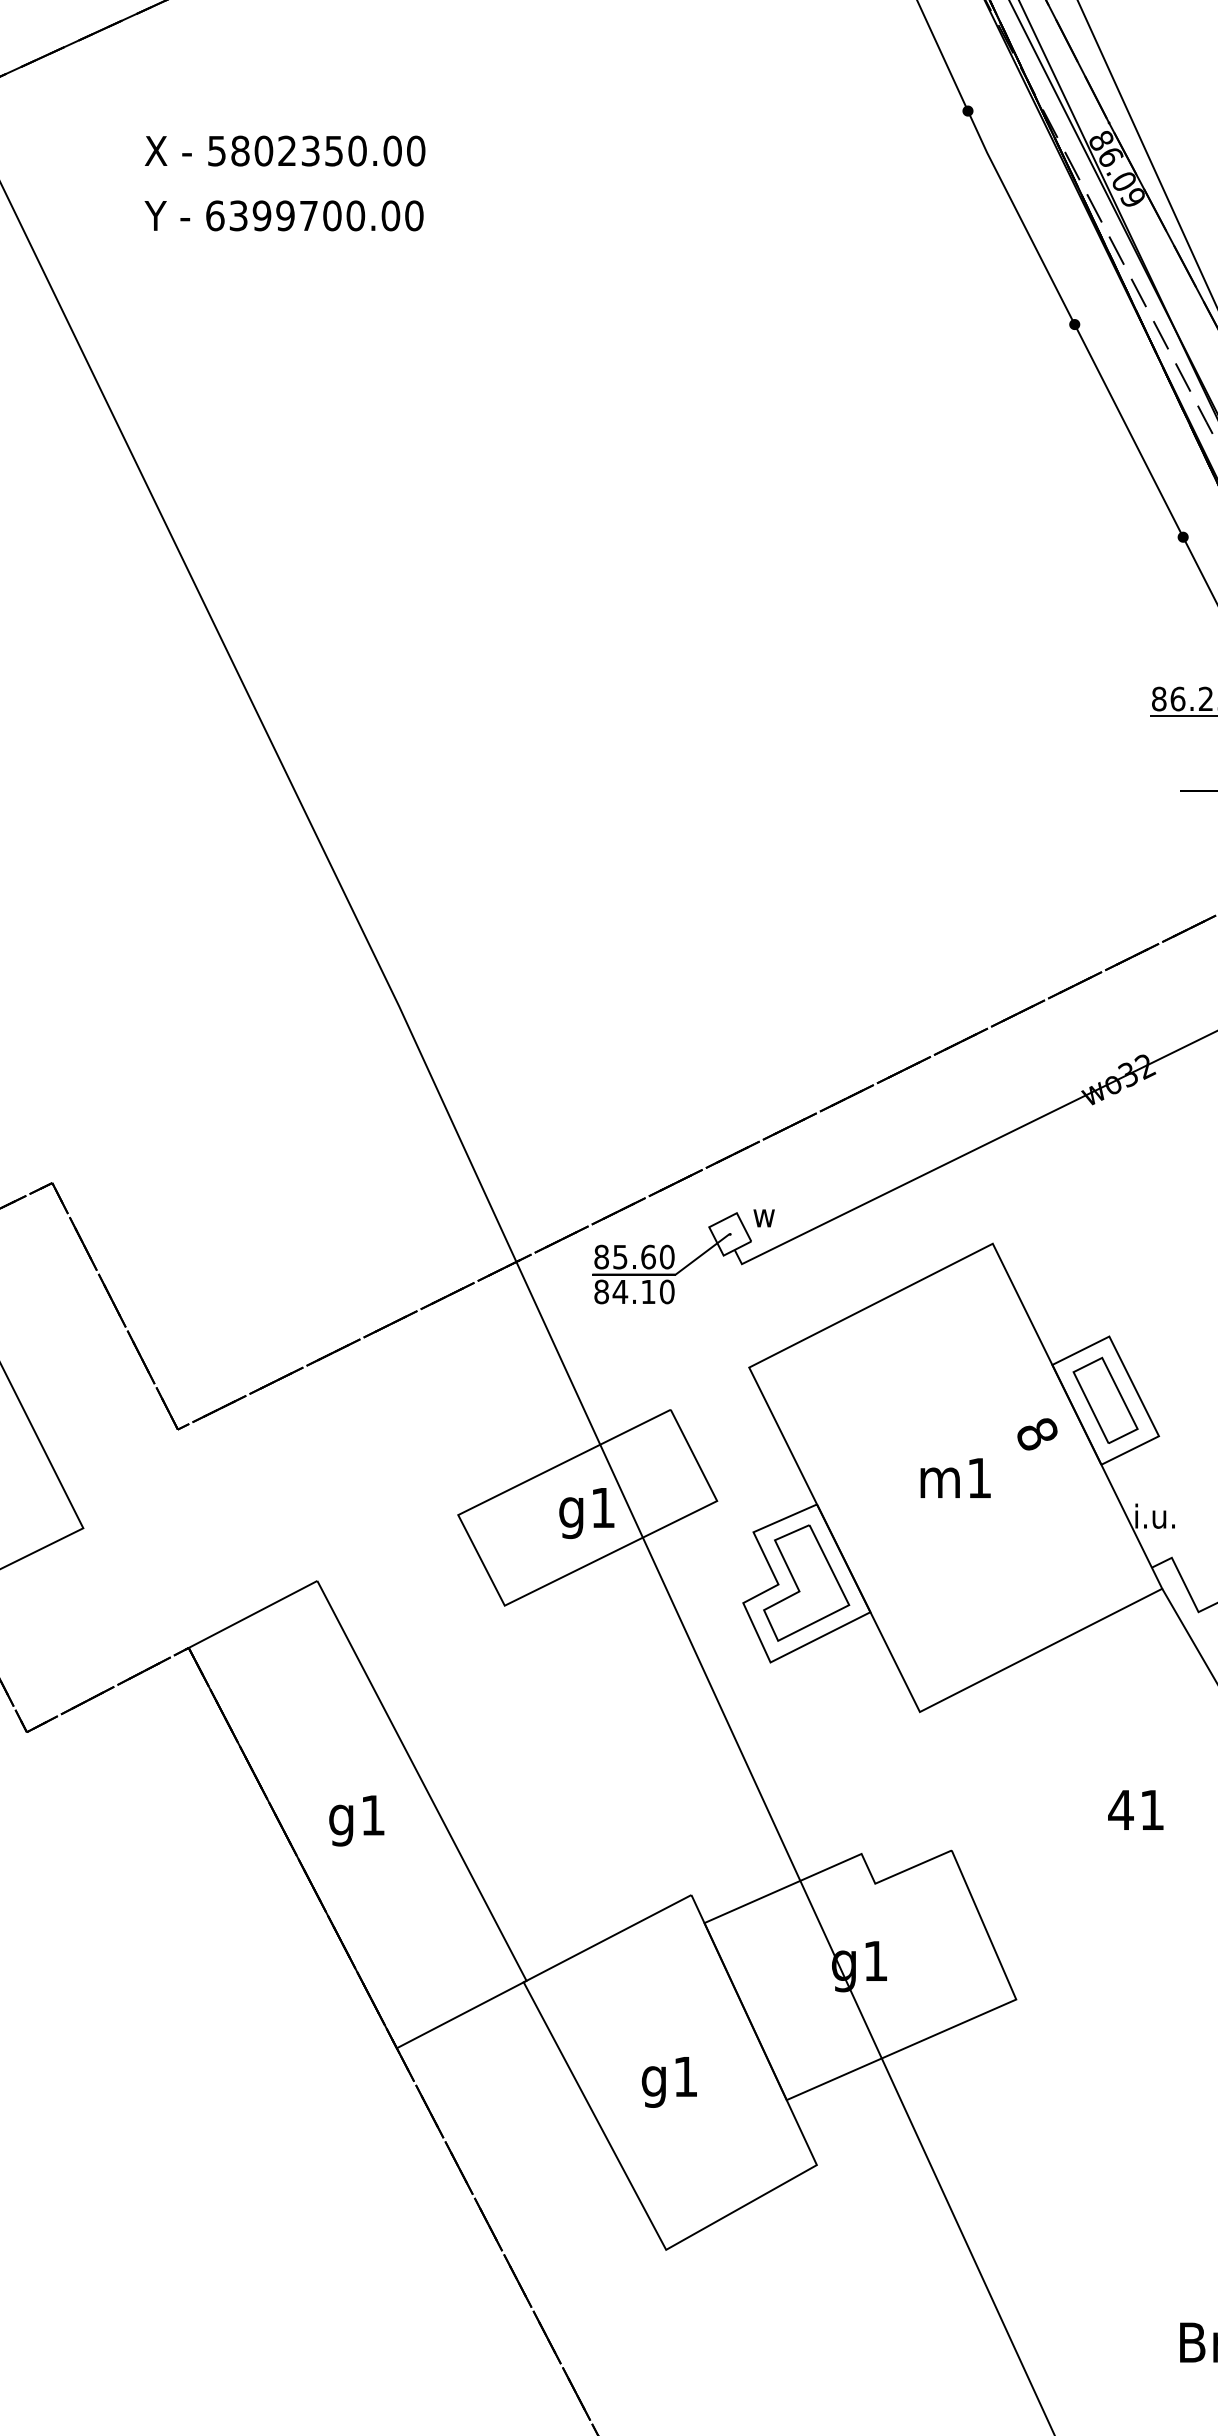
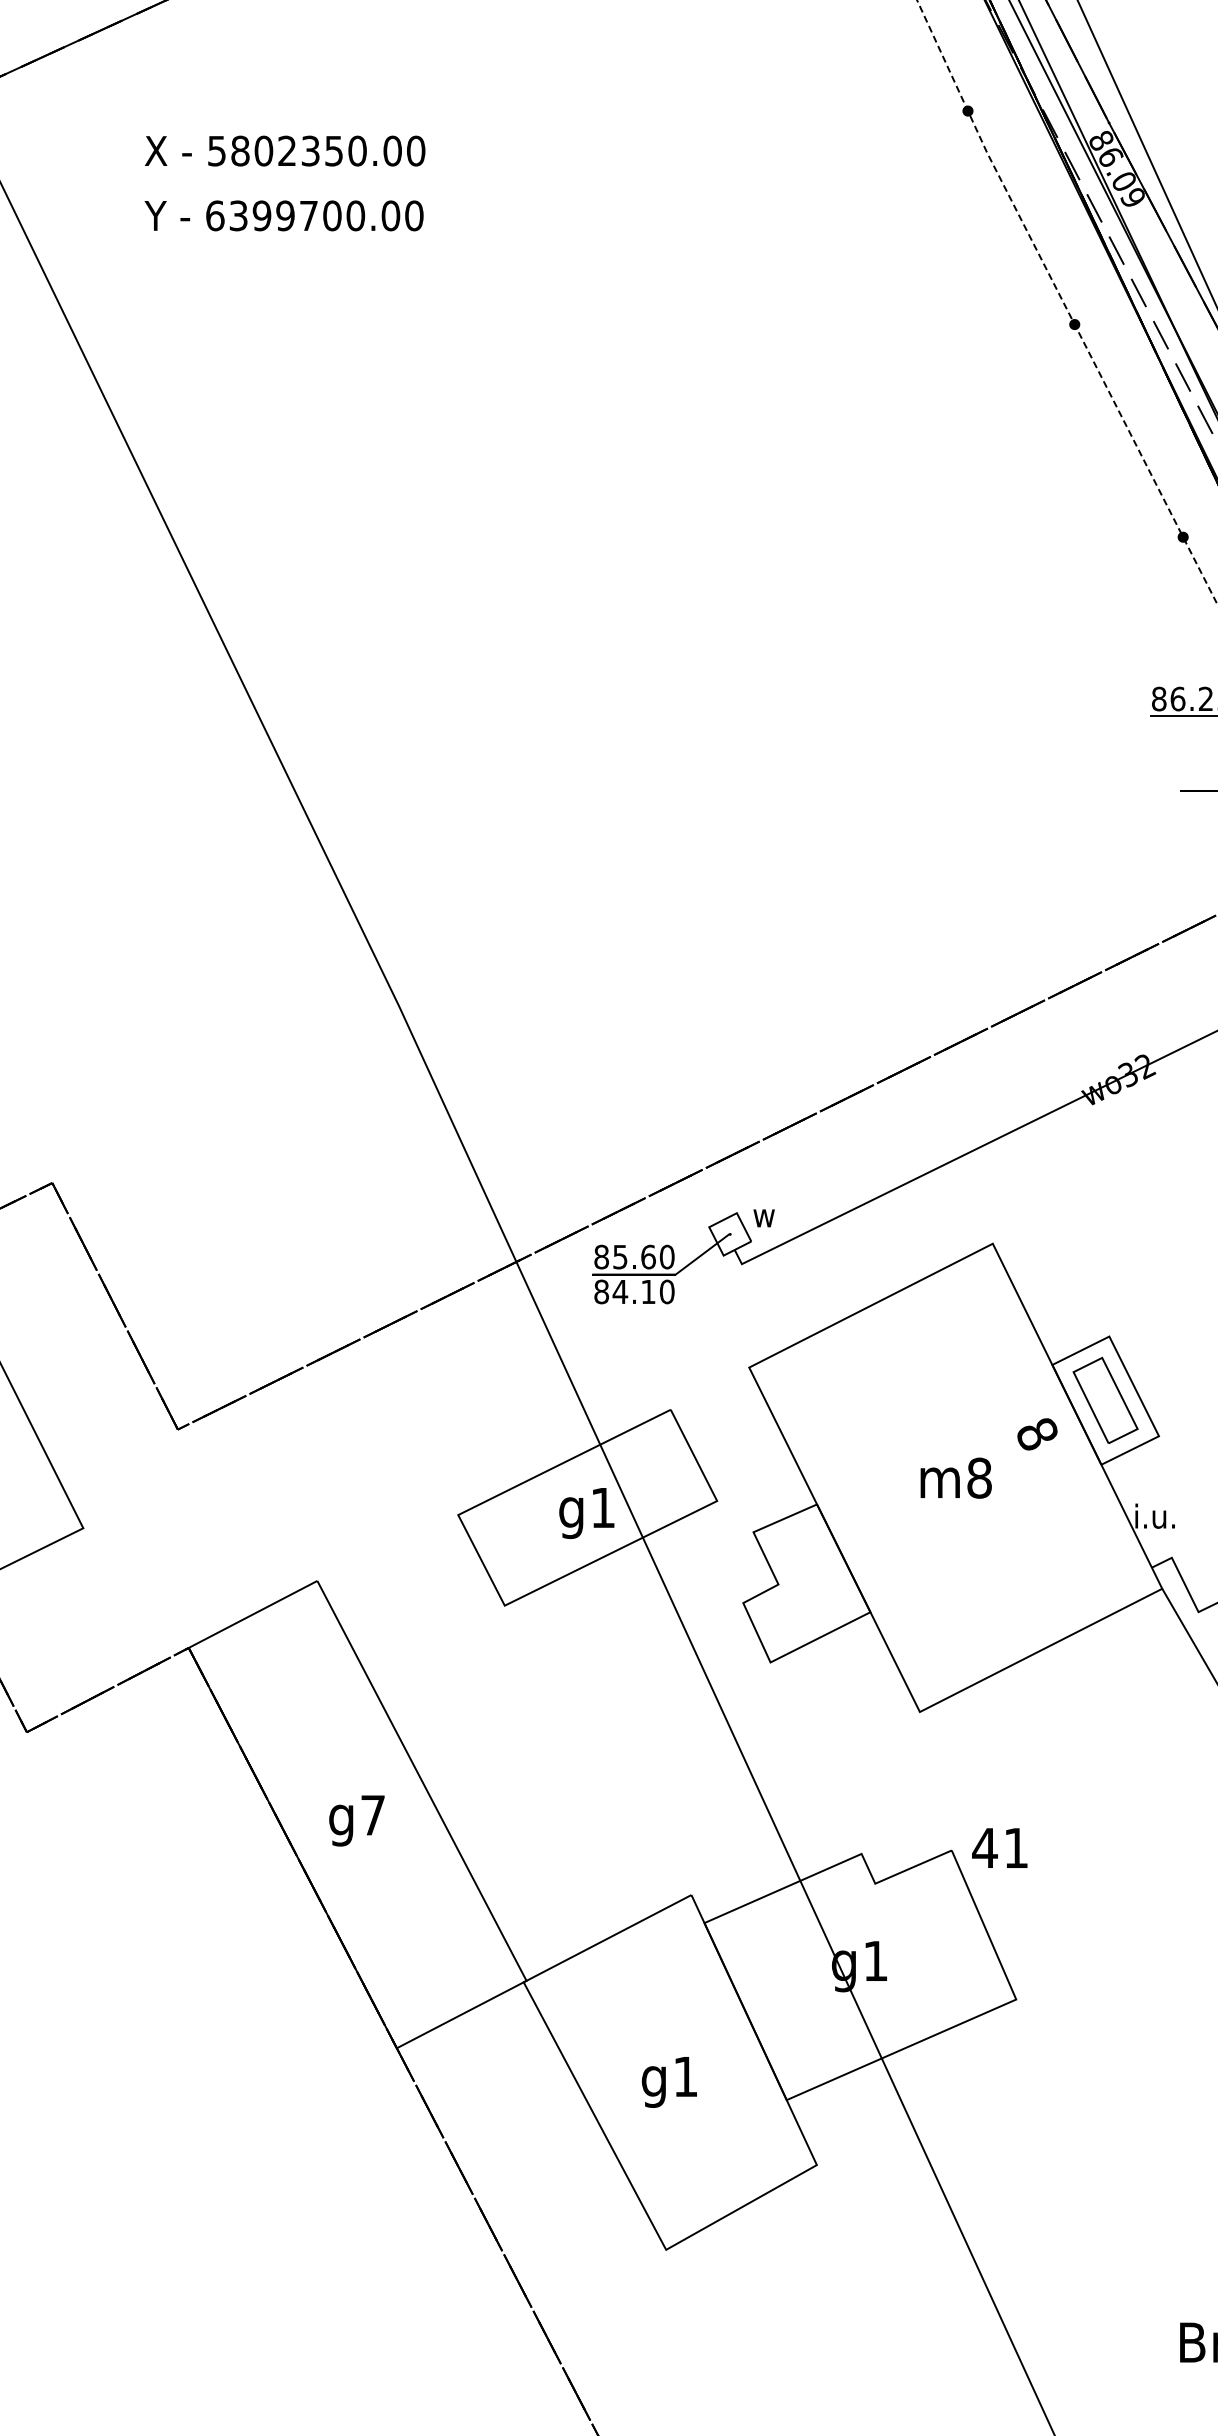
line: solid -> dashed (1064, 304)
text: m1 -> m8 (979, 1477)
part: present -> none (806, 1582)
text position: (1135, 1809) -> (999, 1847) (999, 1847)
text: g1 -> g7 (372, 1815)
